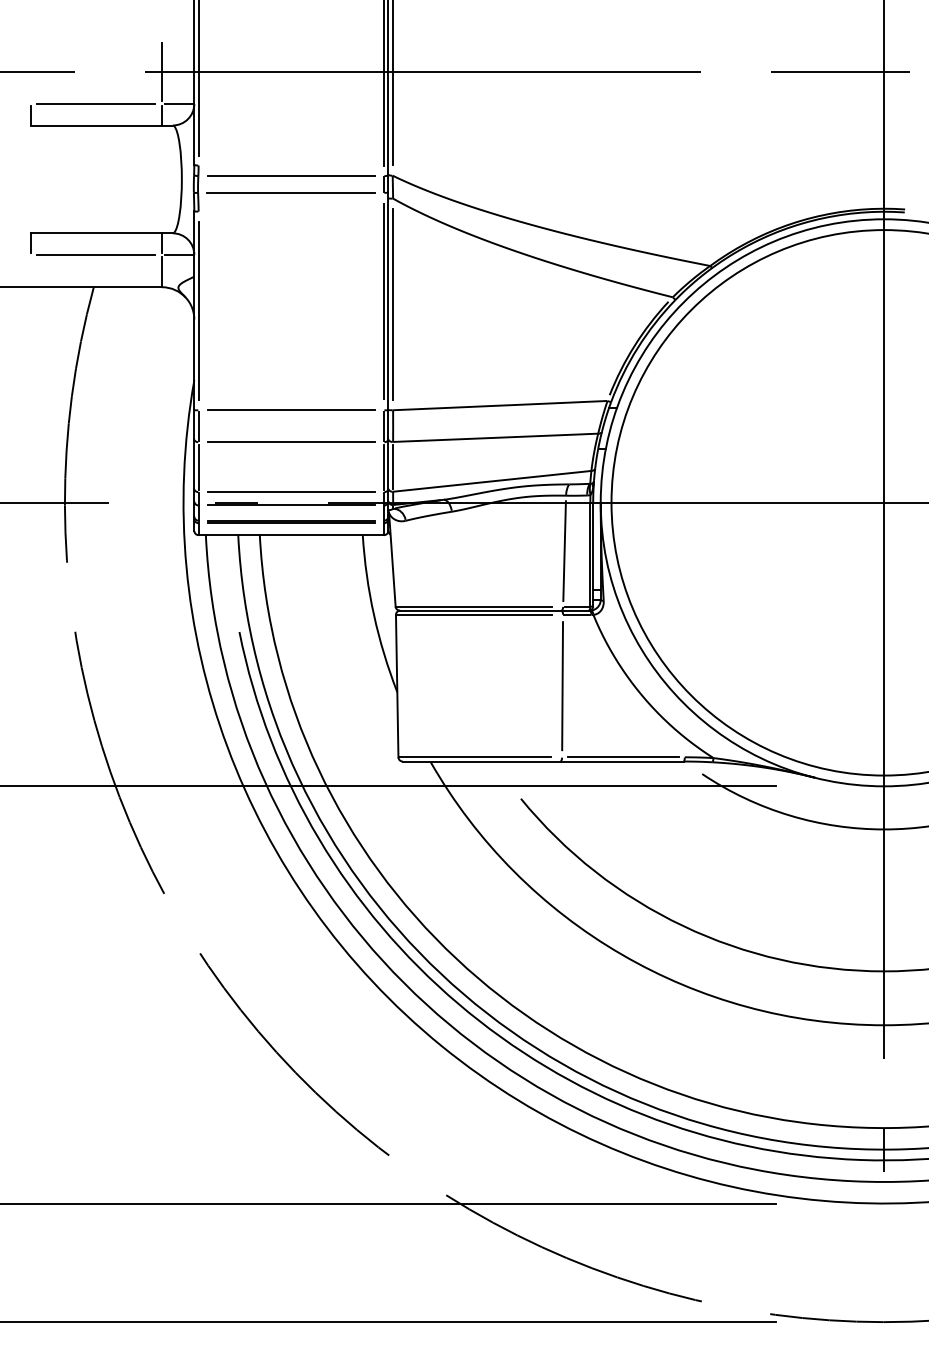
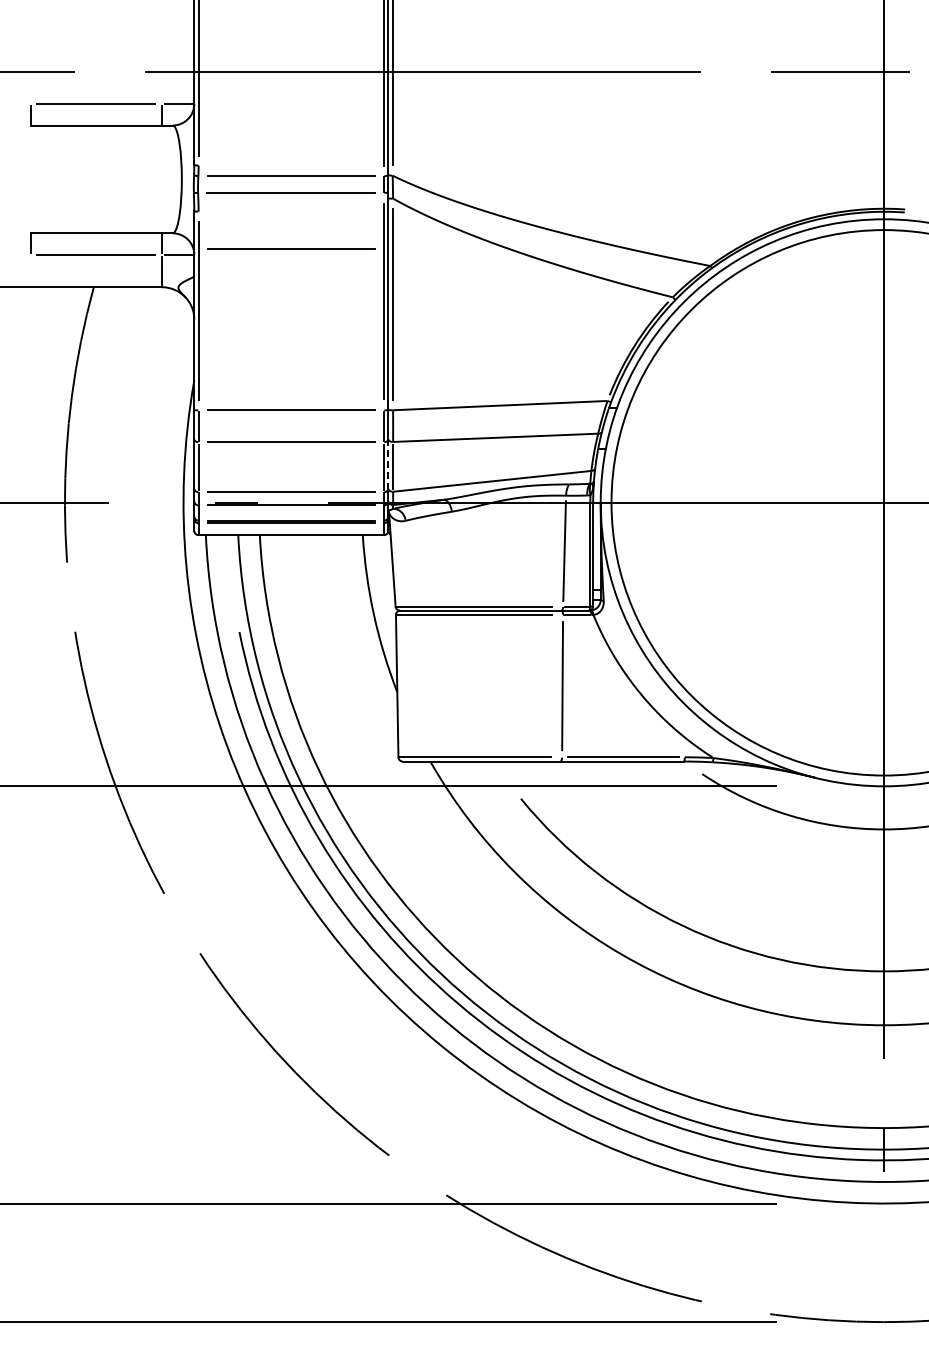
line: present -> none (161, 71)
line: none -> present (291, 248)
line: solid -> dashed (388, 464)
